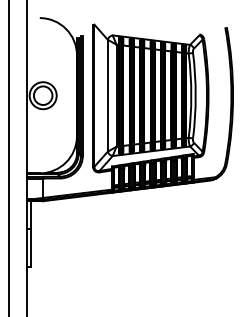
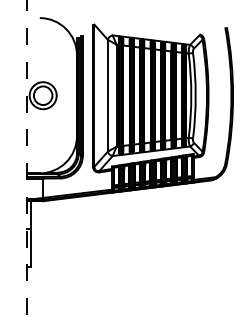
line: present -> none (8, 157)
line: solid -> dashed (26, 158)
